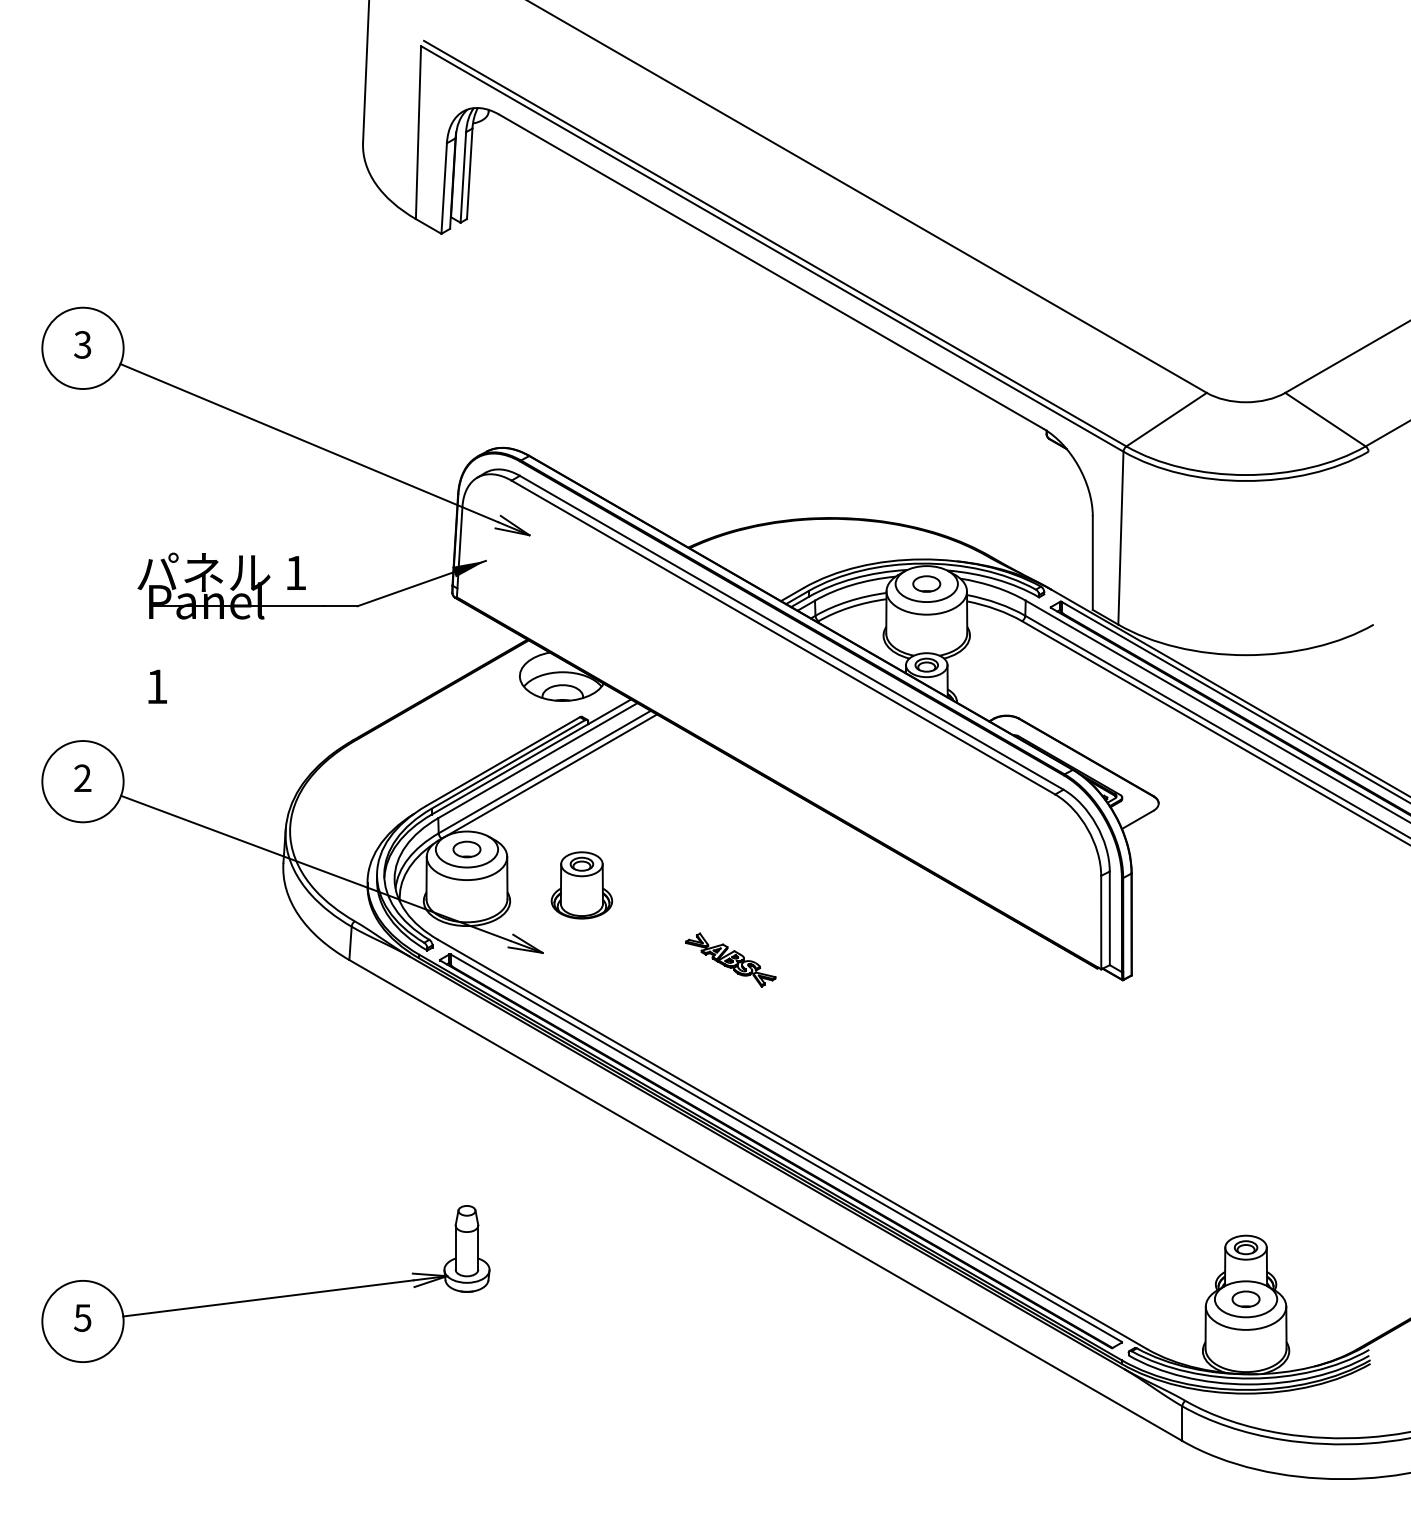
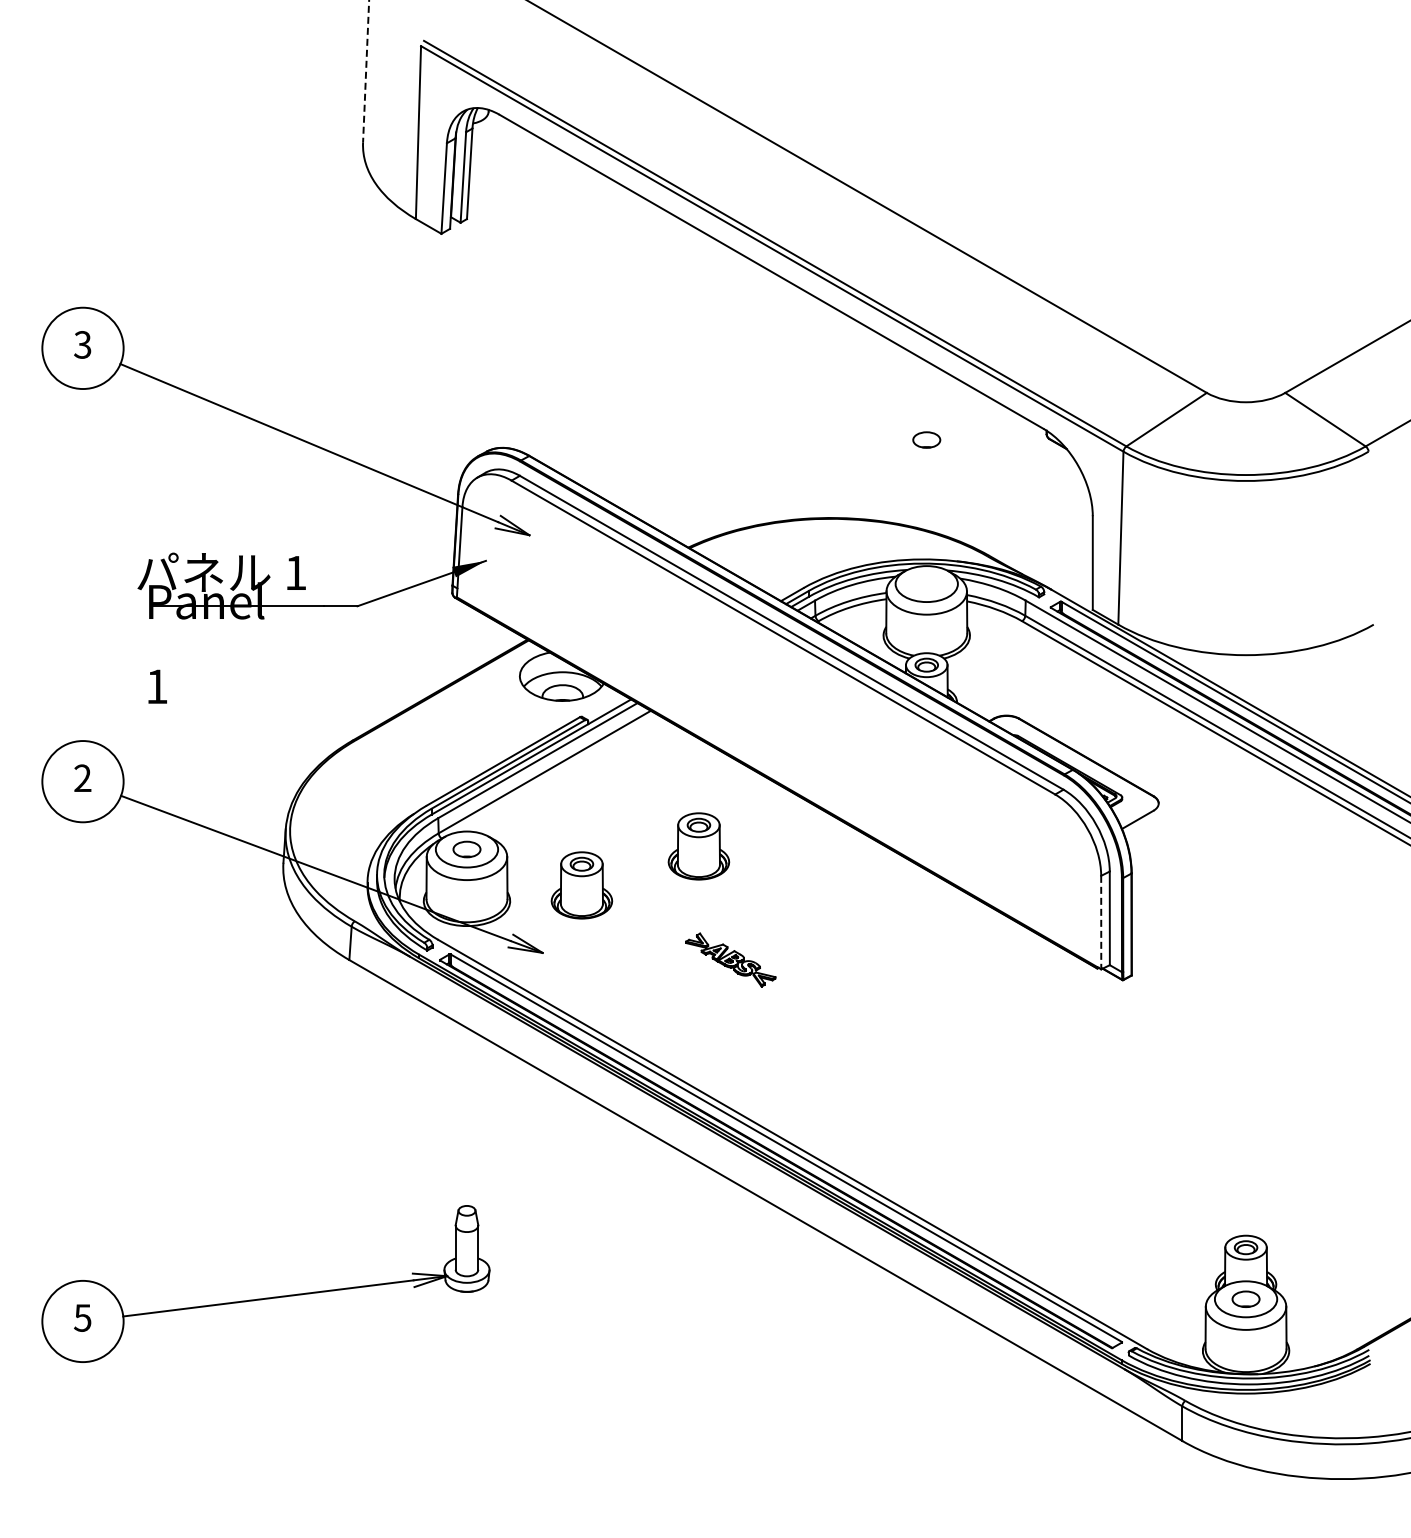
line: solid -> dashed (366, 72)
part position: (926, 583) -> (926, 439) (926, 439)
line: present -> none (552, 774)
part: none -> present (698, 846)
line: solid -> dashed (1101, 922)
